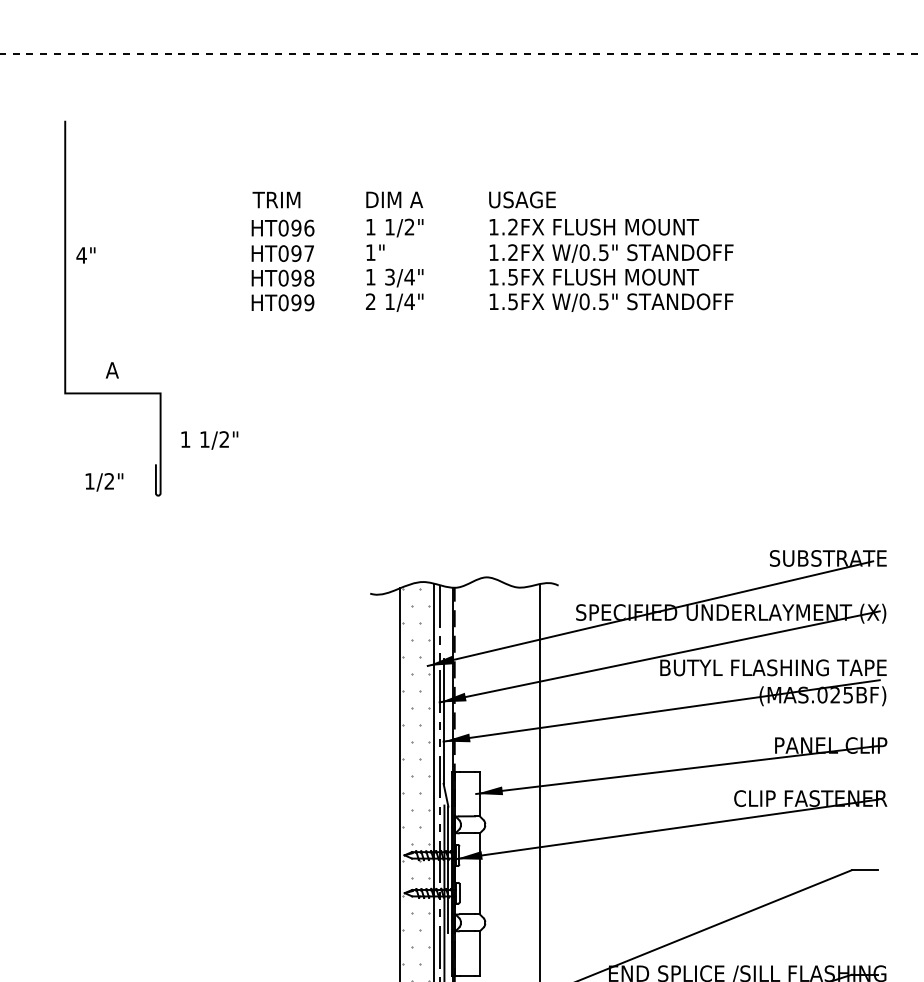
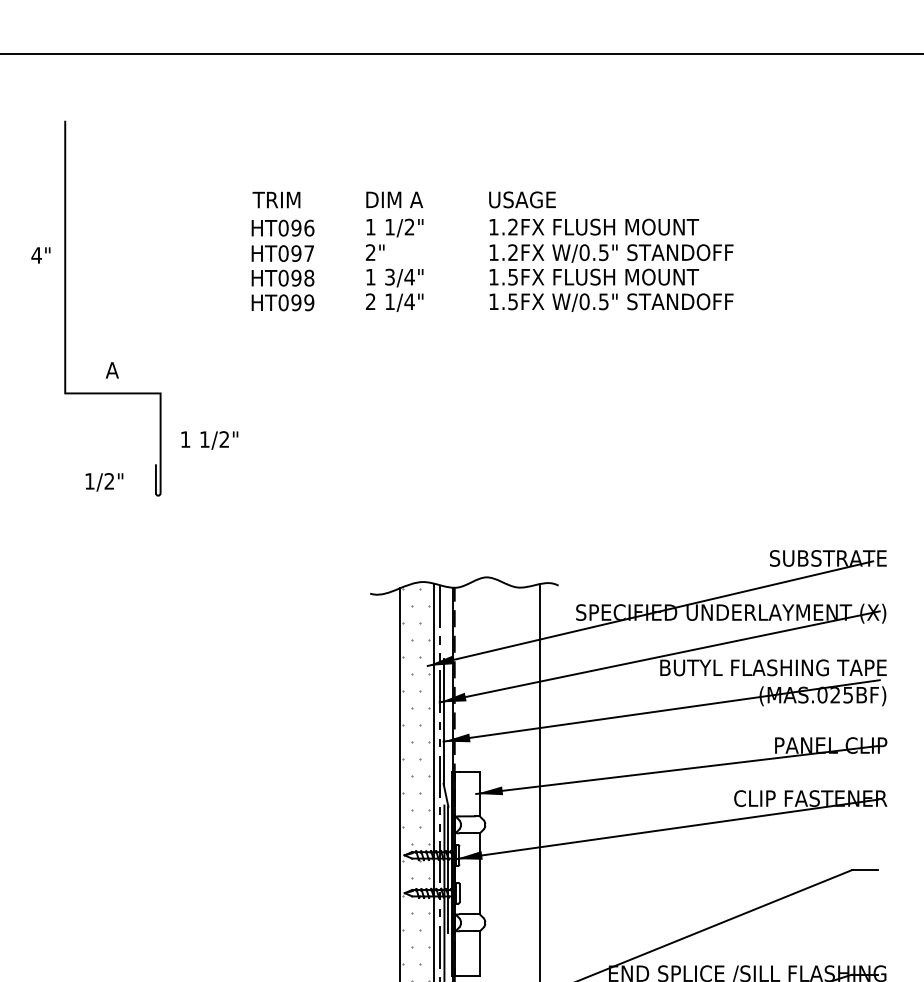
line: dashed -> solid (462, 54)
text: 1" -> 2" (370, 252)
text position: (85, 255) -> (40, 255) (40, 255)
